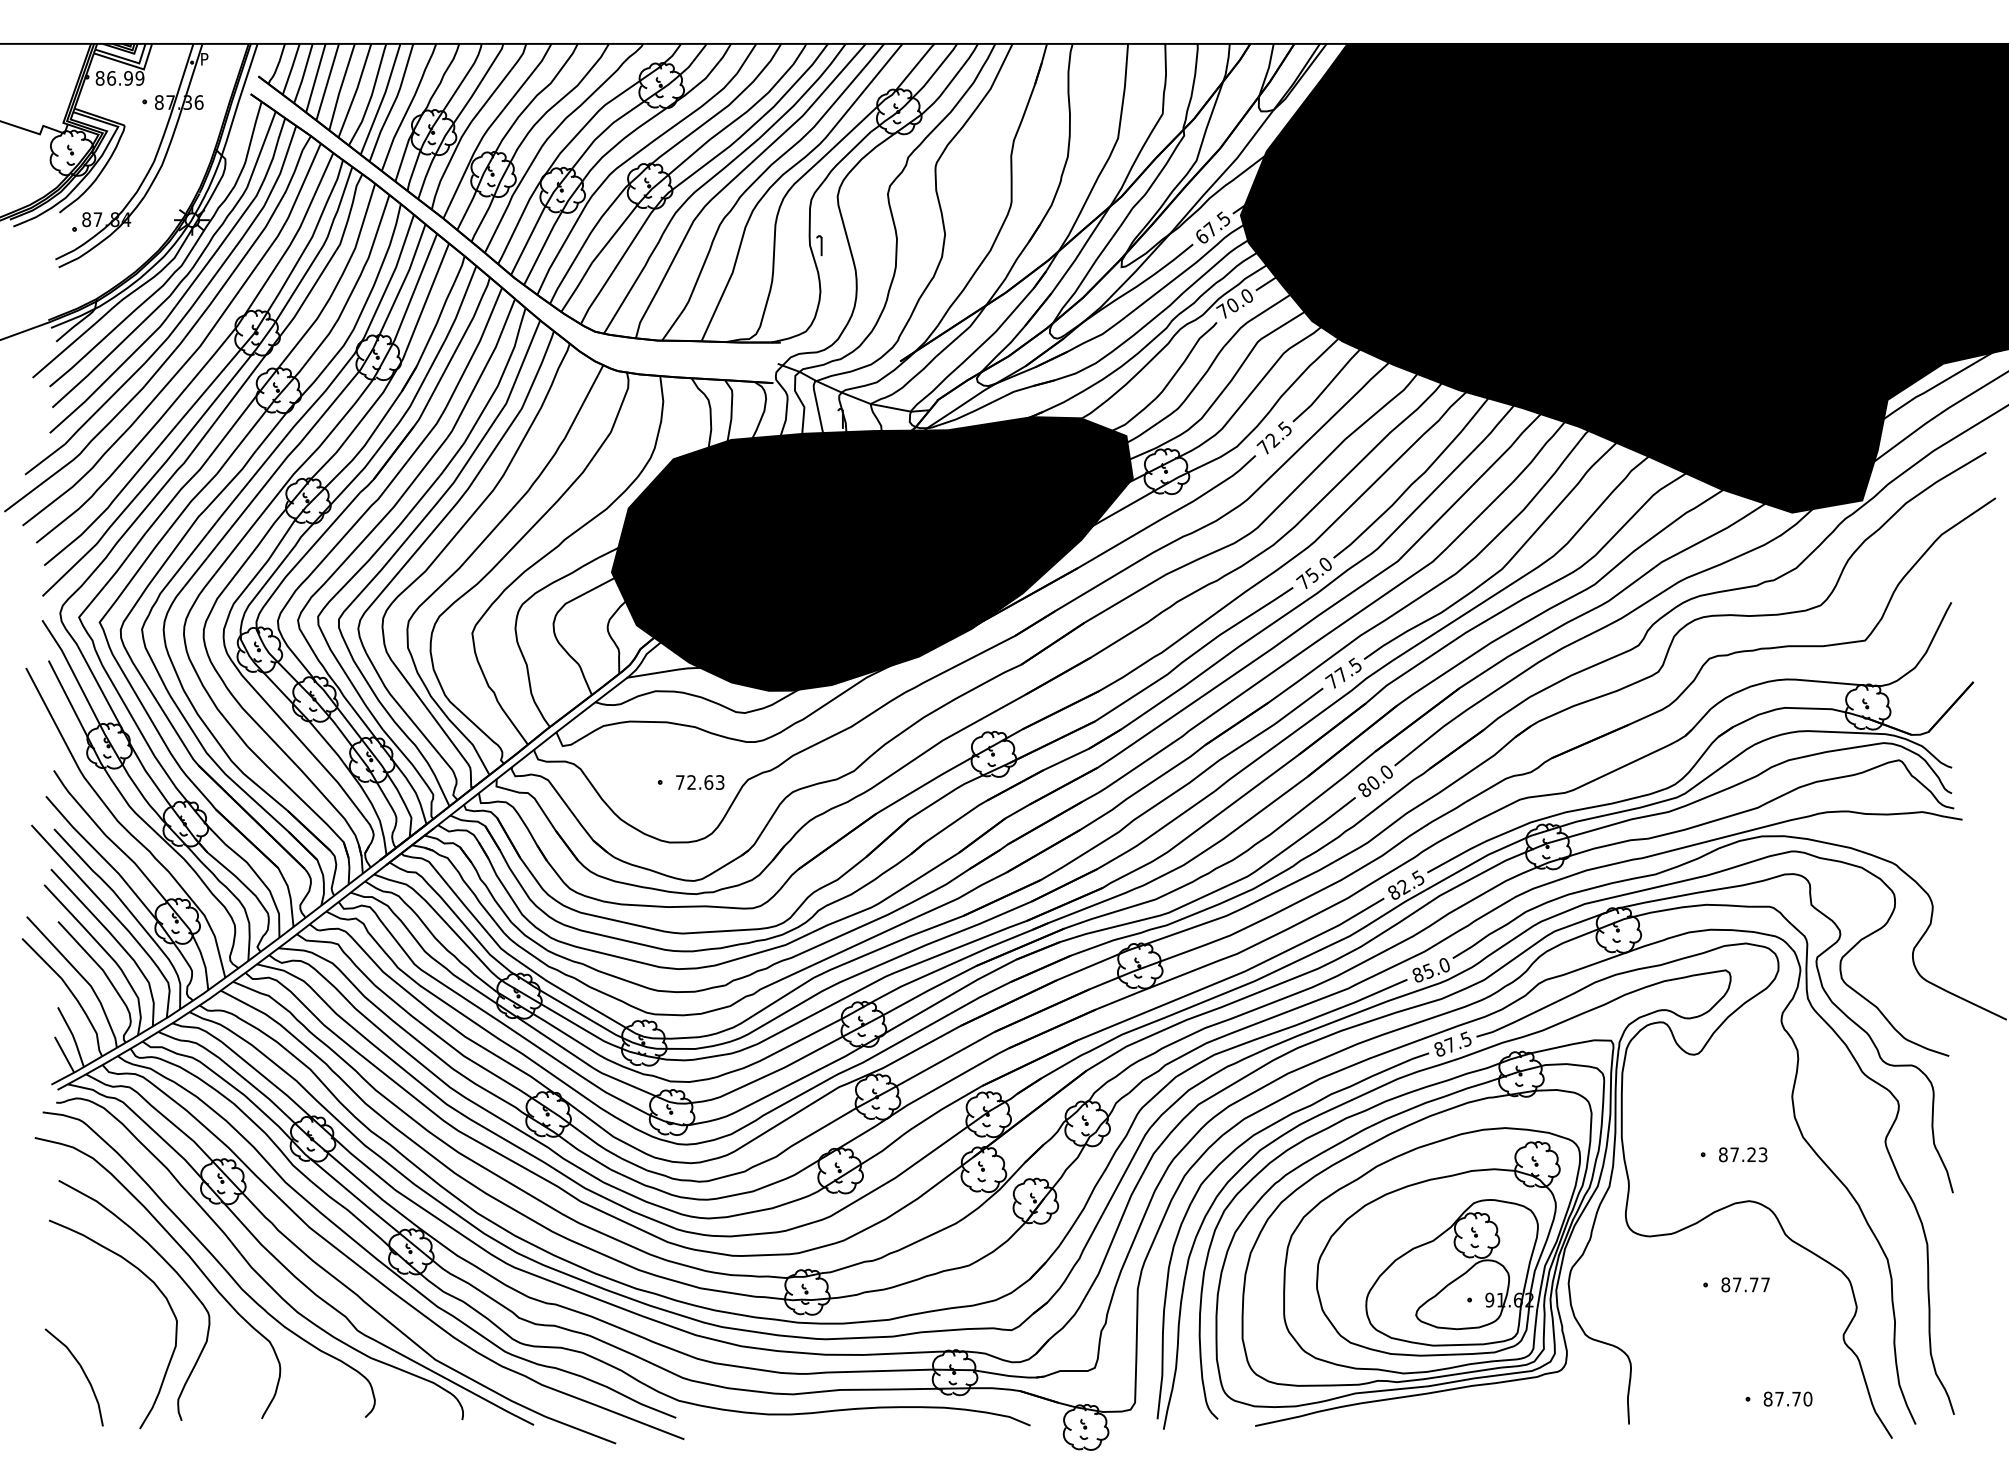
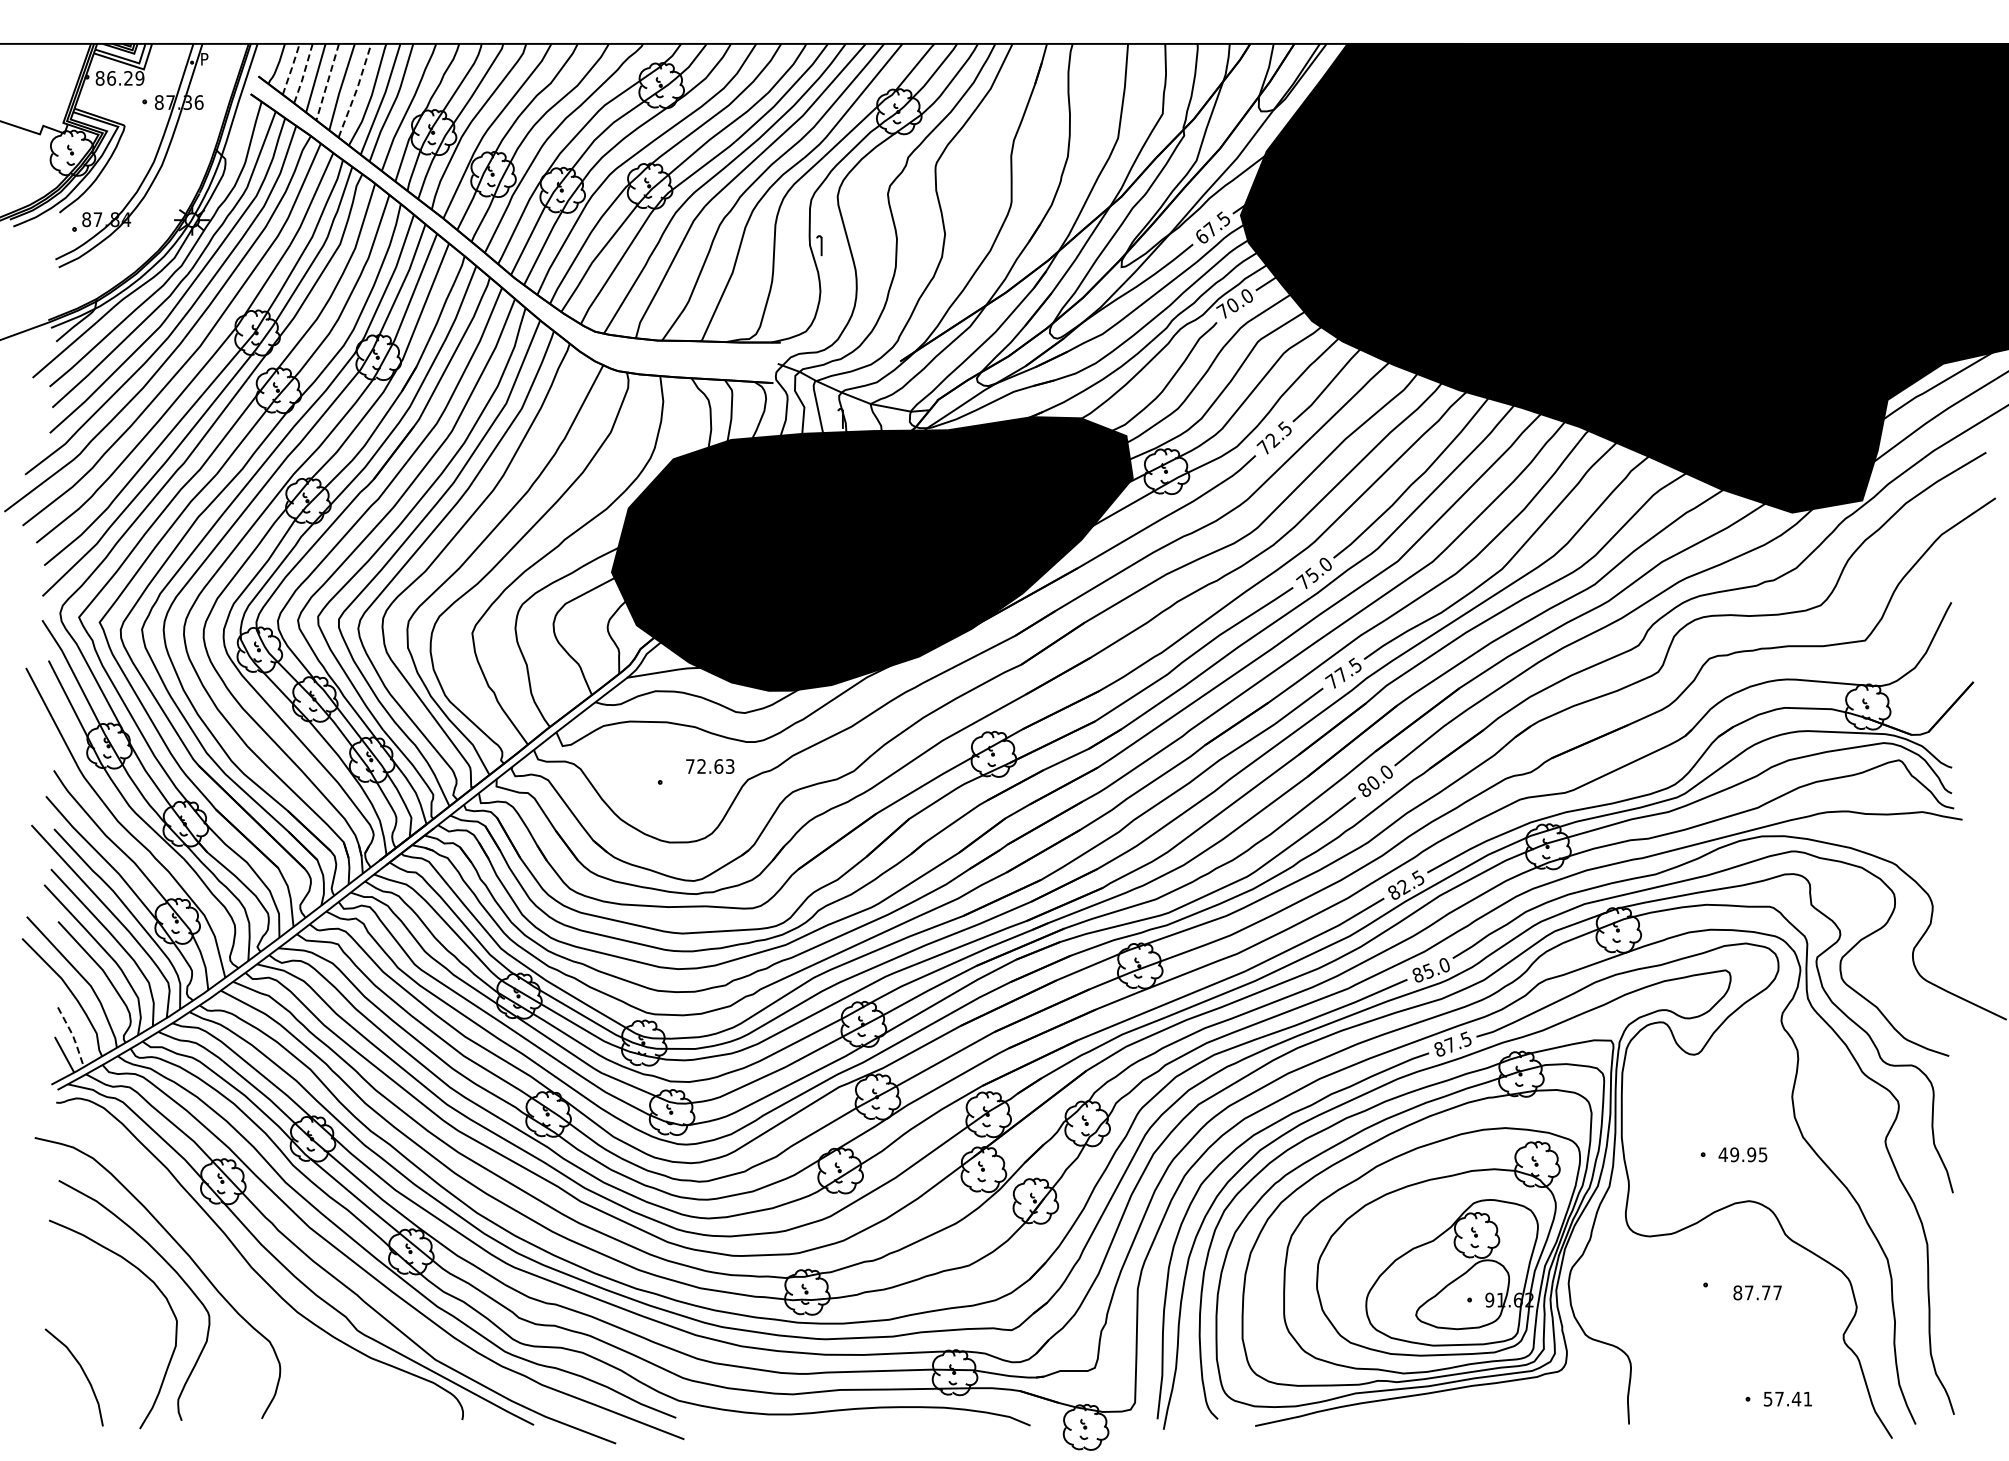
line: solid -> dashed (291, 68)
line: solid -> dashed (303, 74)
text: 86.99 -> 86.29 (128, 78)
line: solid -> dashed (327, 82)
line: solid -> dashed (356, 90)
text position: (700, 782) -> (710, 766) (710, 766)
line: solid -> dashed (73, 1036)
text: 87.23 -> 49.95 (1742, 1154)
curve: present -> none (213, 1258)
text position: (1745, 1284) -> (1757, 1292) (1757, 1292)
text: 87.70 -> 57.41 (1787, 1398)
